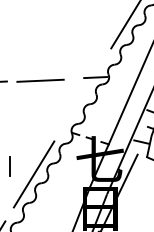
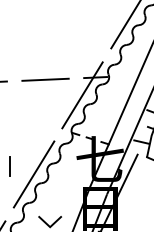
line position: (40, 80) -> (45, 79) (45, 79)
line: none -> present (82, 95)
line: none -> present (47, 223)
